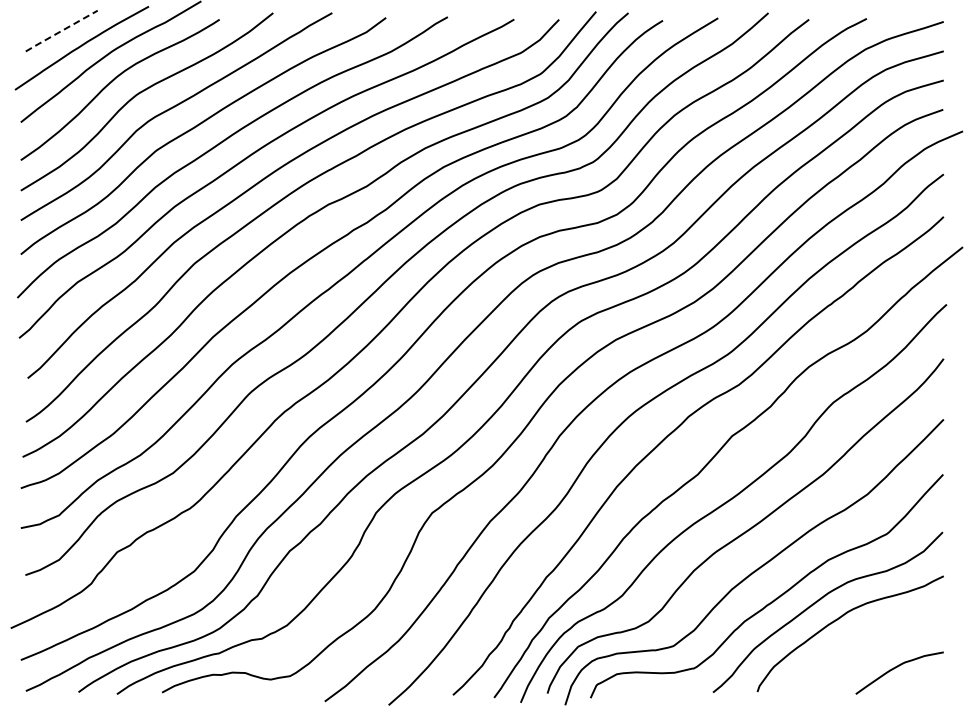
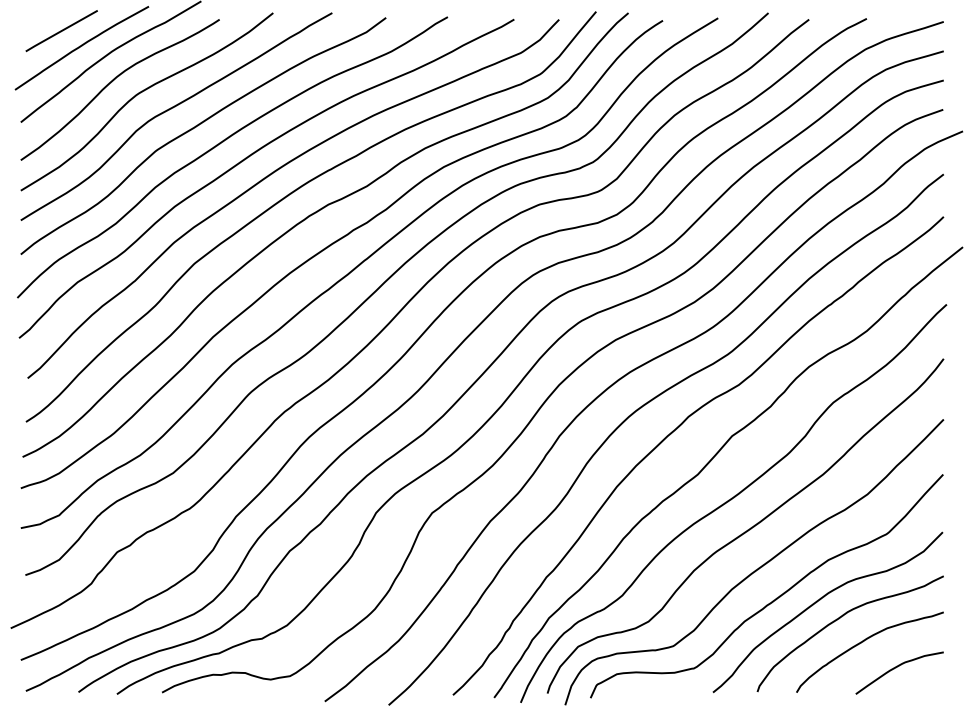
line: dashed -> solid (61, 31)
curve: none -> present (863, 642)
